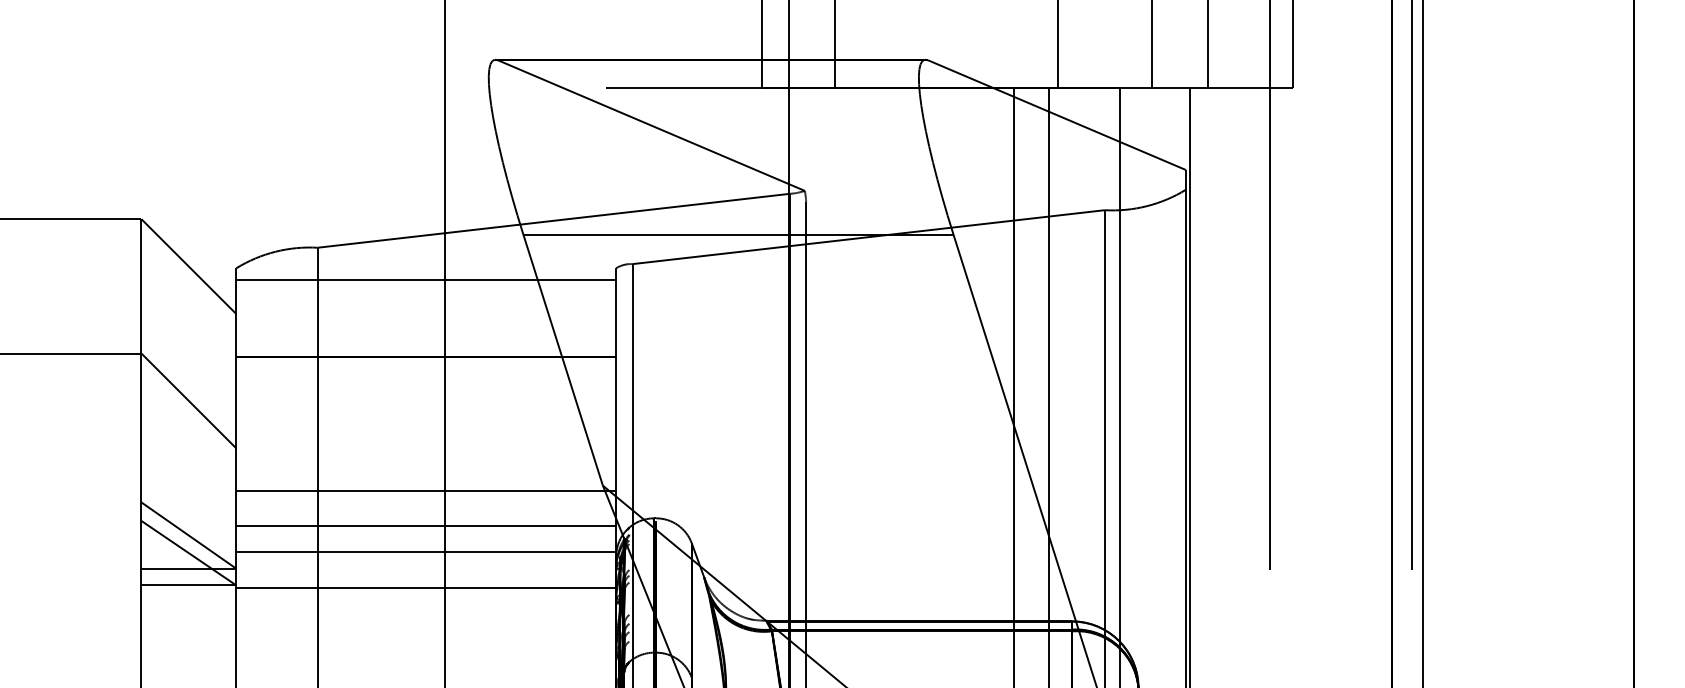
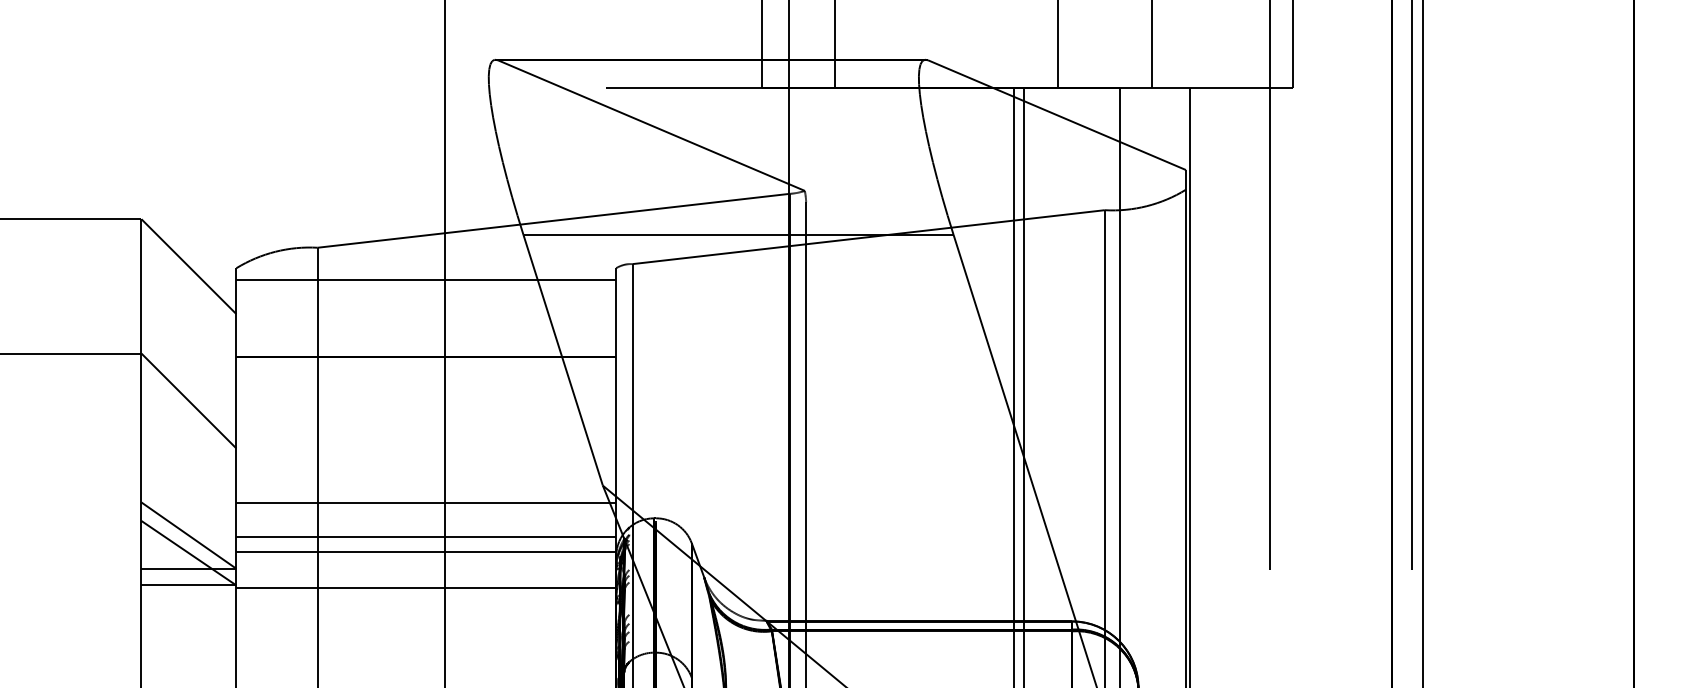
line: present -> none (1208, 44)
line position: (1048, 385) -> (1023, 385) (1023, 385)
line position: (426, 490) -> (426, 502) (426, 502)
line position: (426, 526) -> (426, 537) (426, 537)
